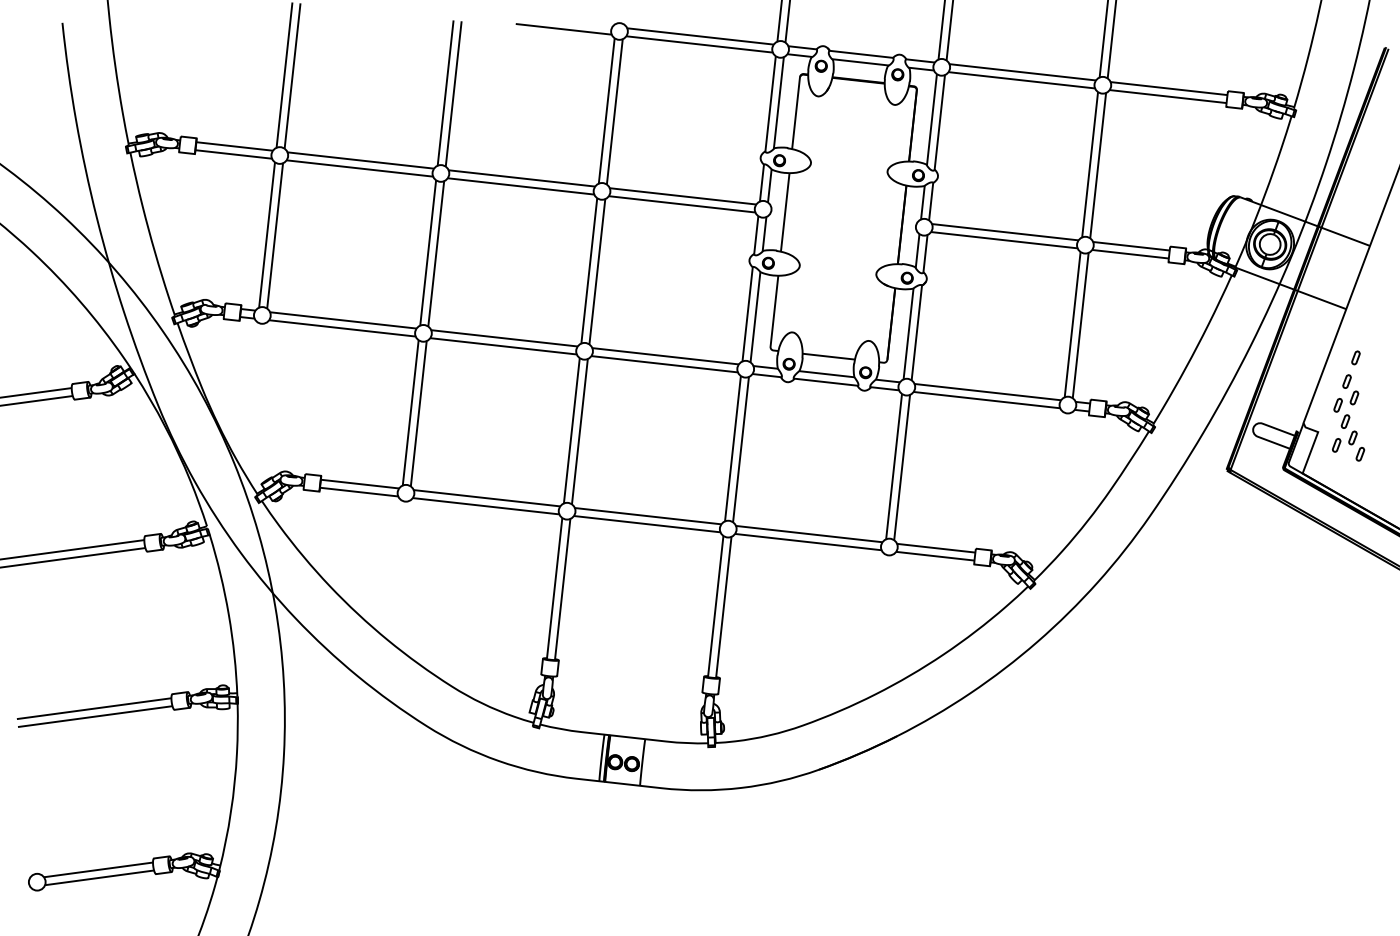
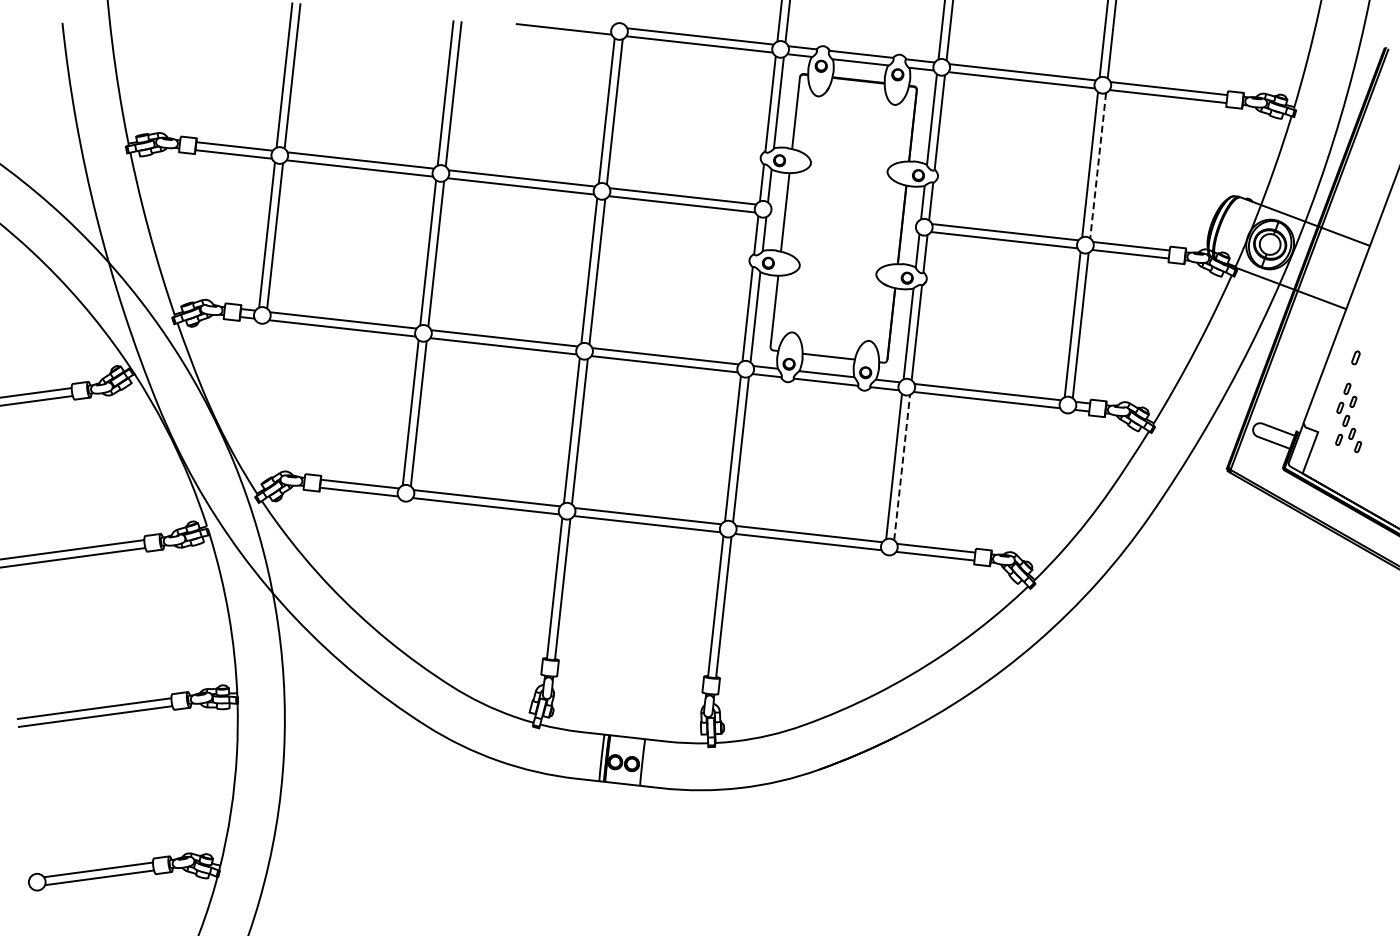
line: solid -> dashed (1098, 166)
part size: 34x88 px -> 28x72 px (1348, 417)
line: solid -> dashed (902, 467)
